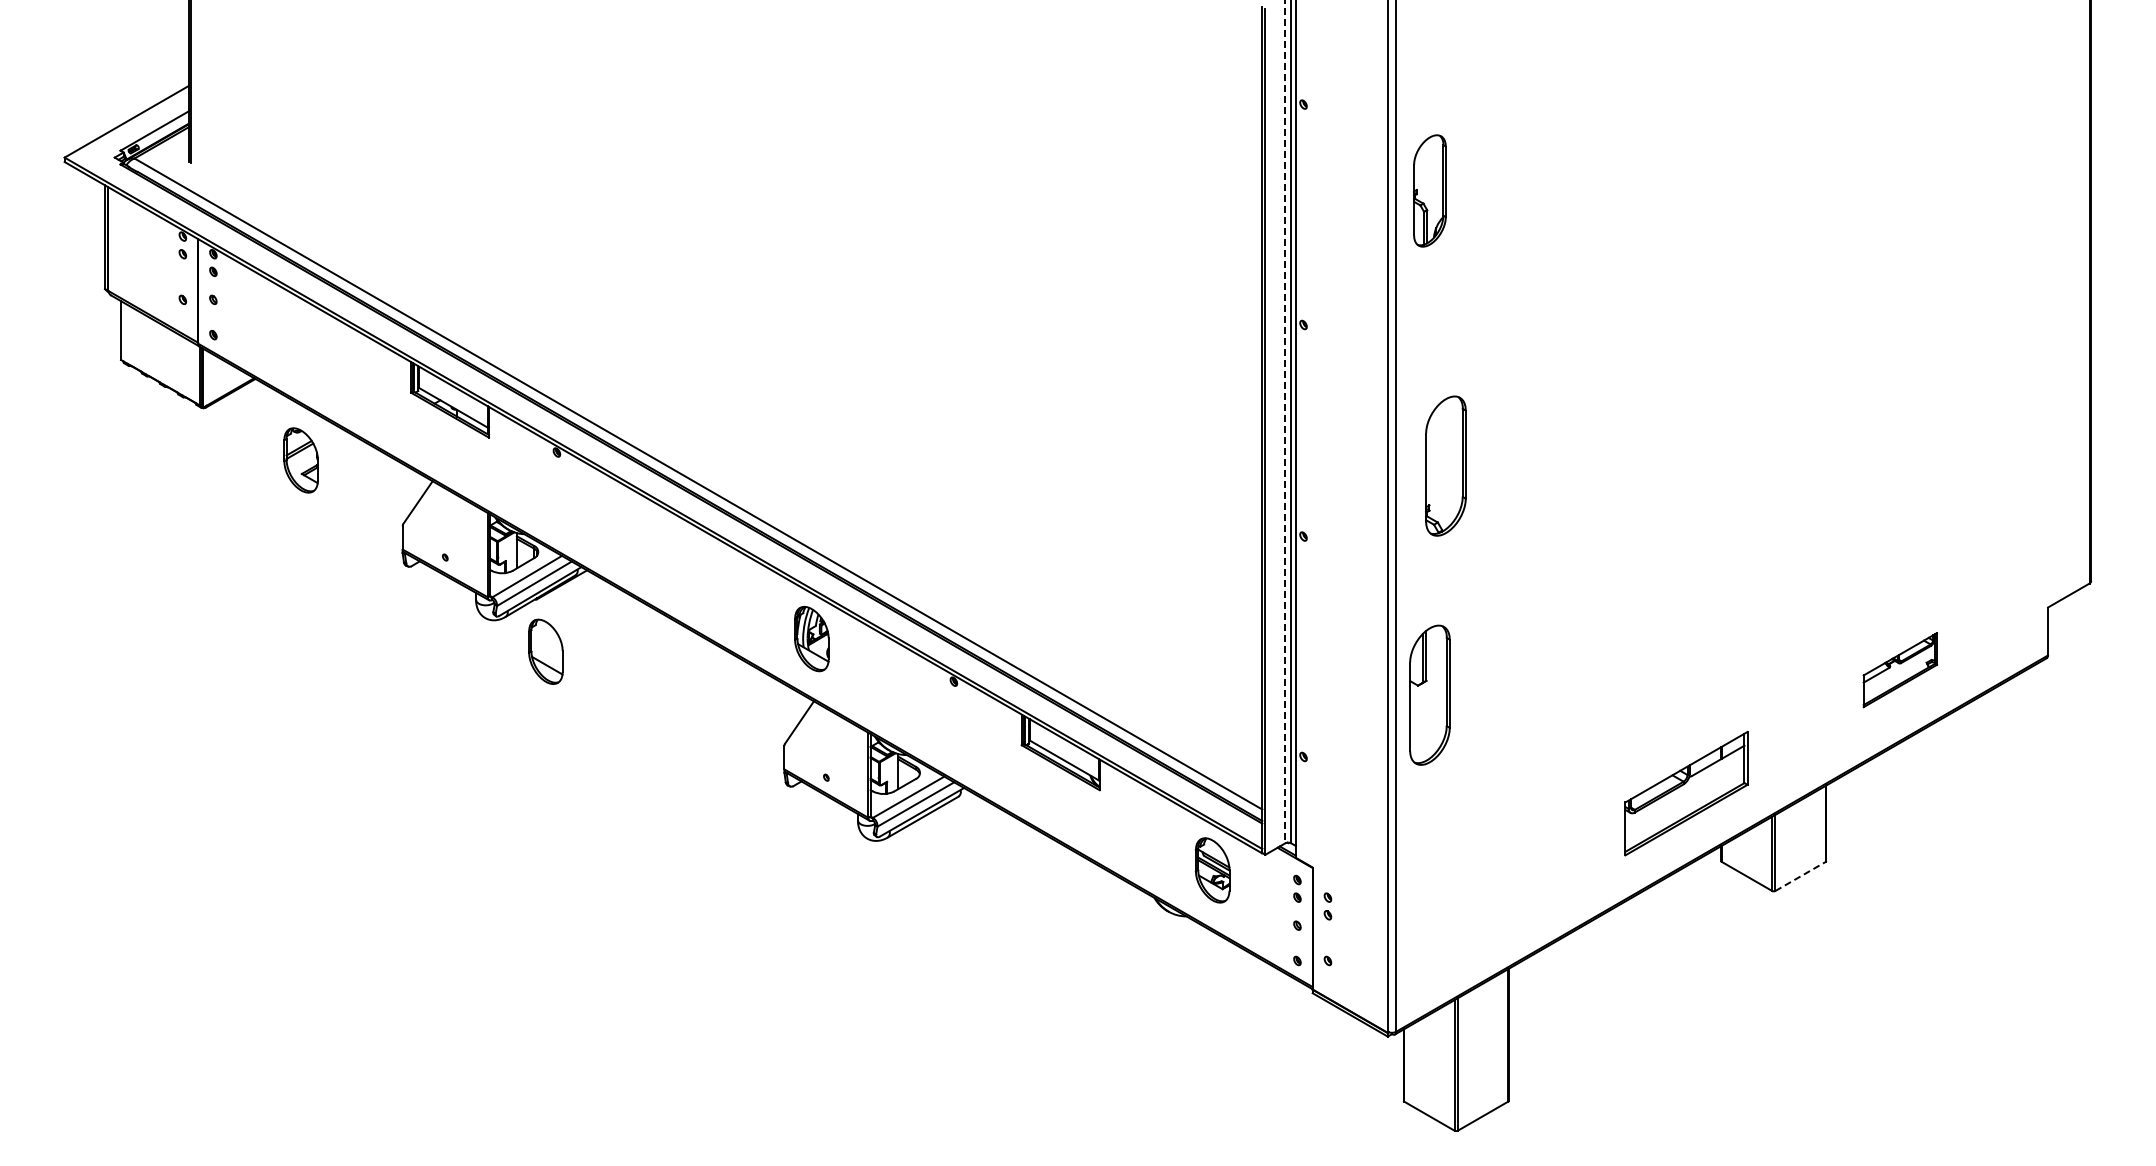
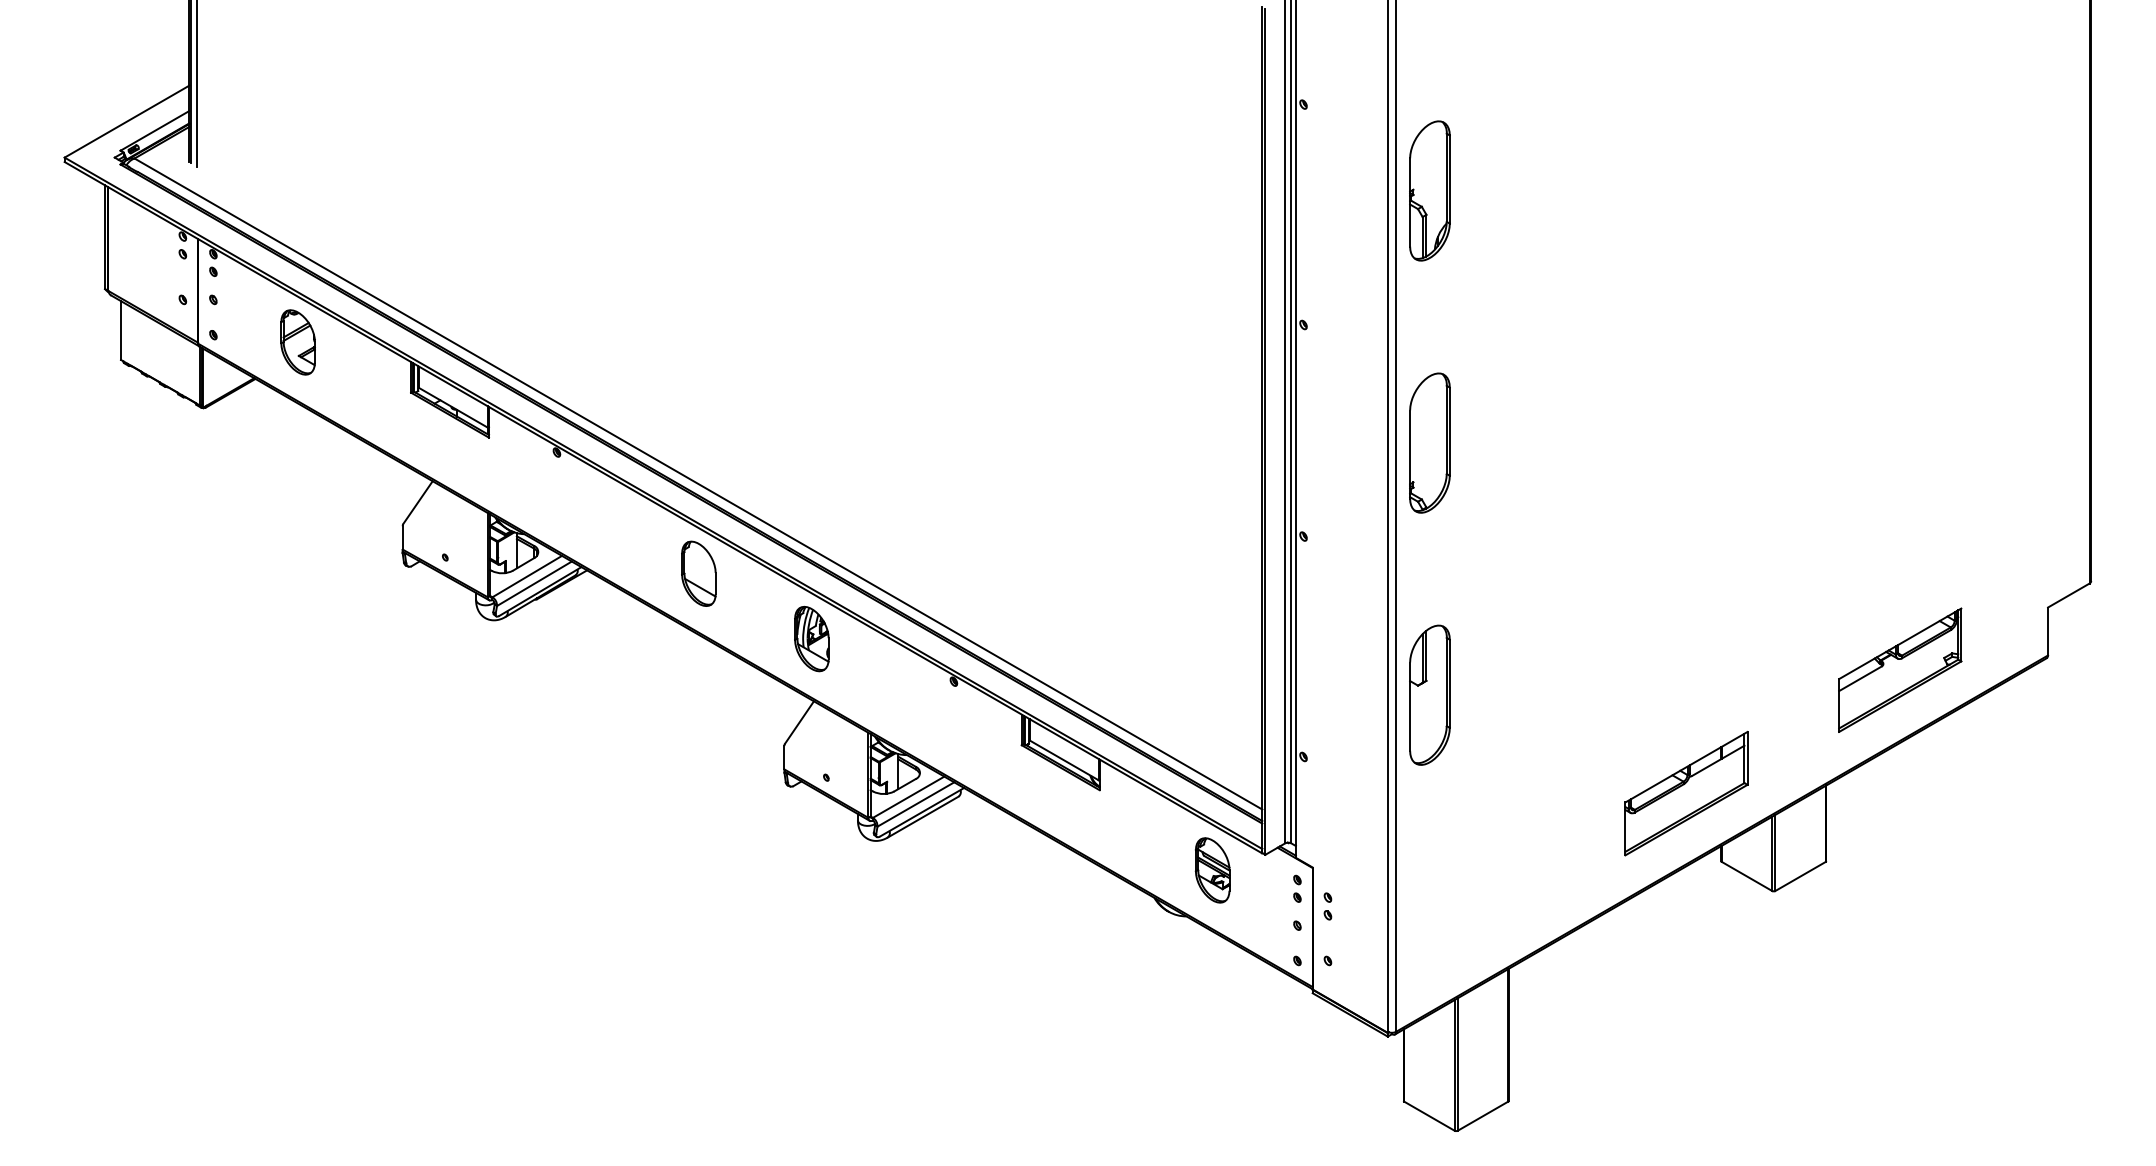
line: none -> present (197, 84)
part size: 34x114 px -> 42x142 px (1429, 190)
line: dashed -> solid (1285, 421)
part position: (300, 460) -> (297, 342) (297, 342)
part position: (1445, 465) -> (1429, 442) (1429, 442)
part position: (545, 651) -> (698, 573) (698, 573)
part size: 77x77 px -> 125x126 px (1900, 669)
line: dashed -> solid (1800, 876)
